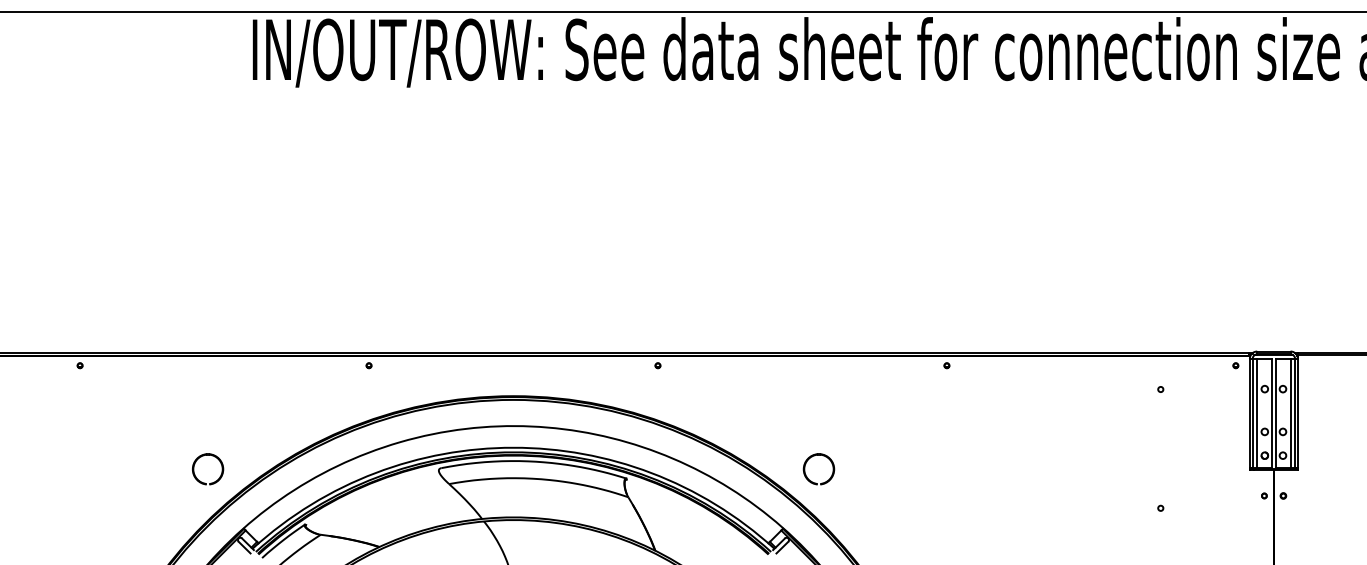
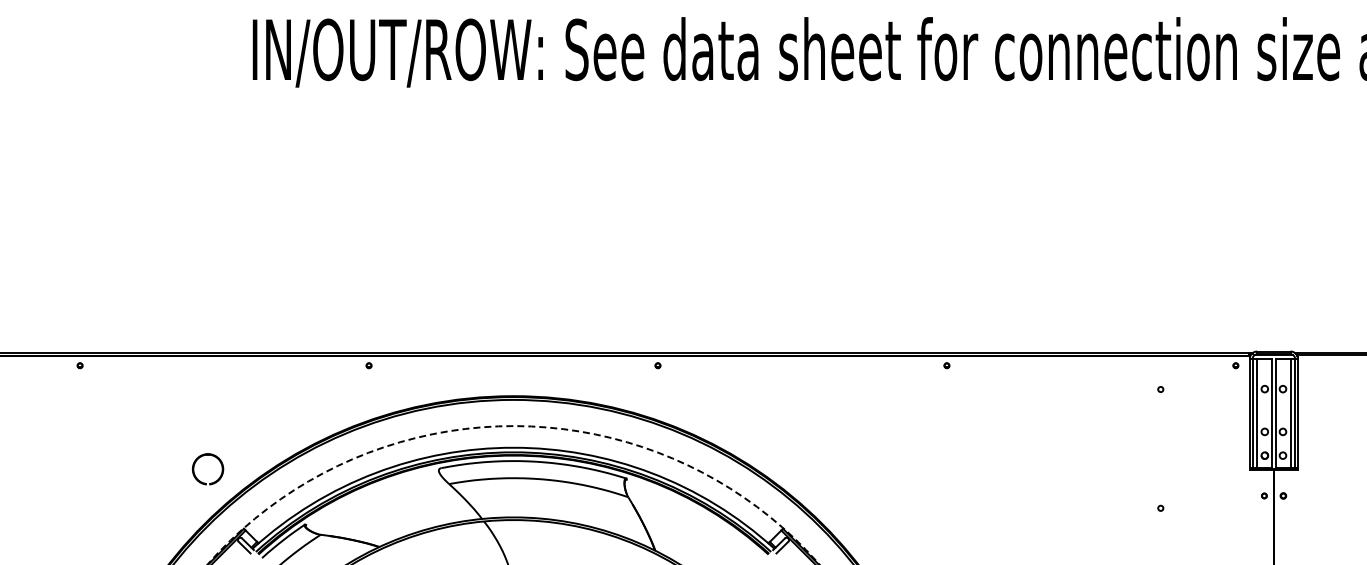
line: present -> none (682, 11)
arc: solid -> dashed (515, 426)
part: present -> none (806, 464)
